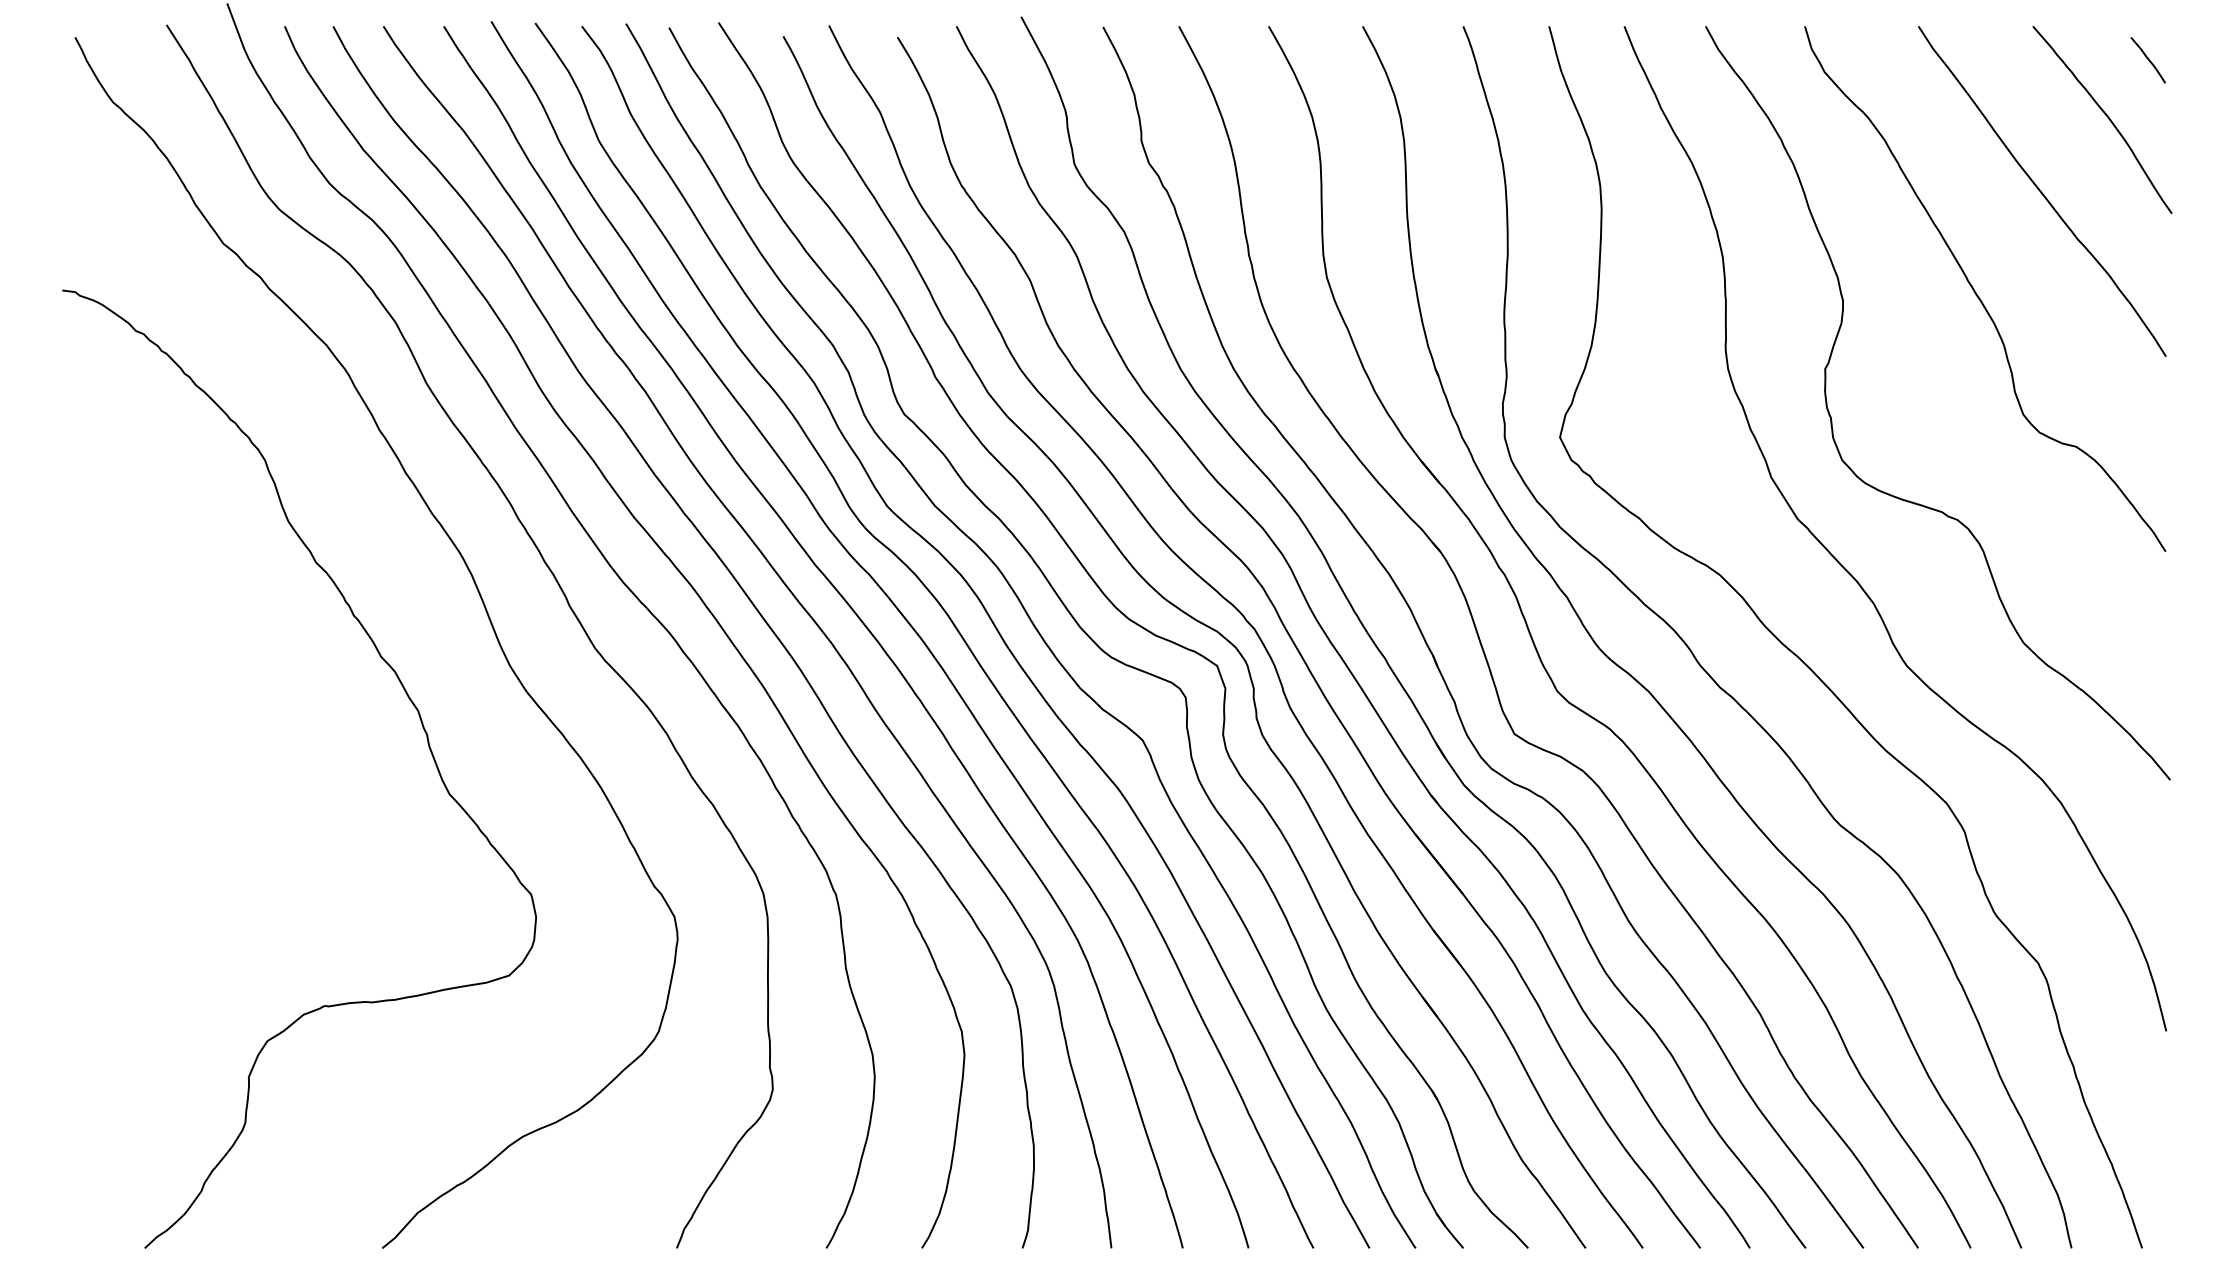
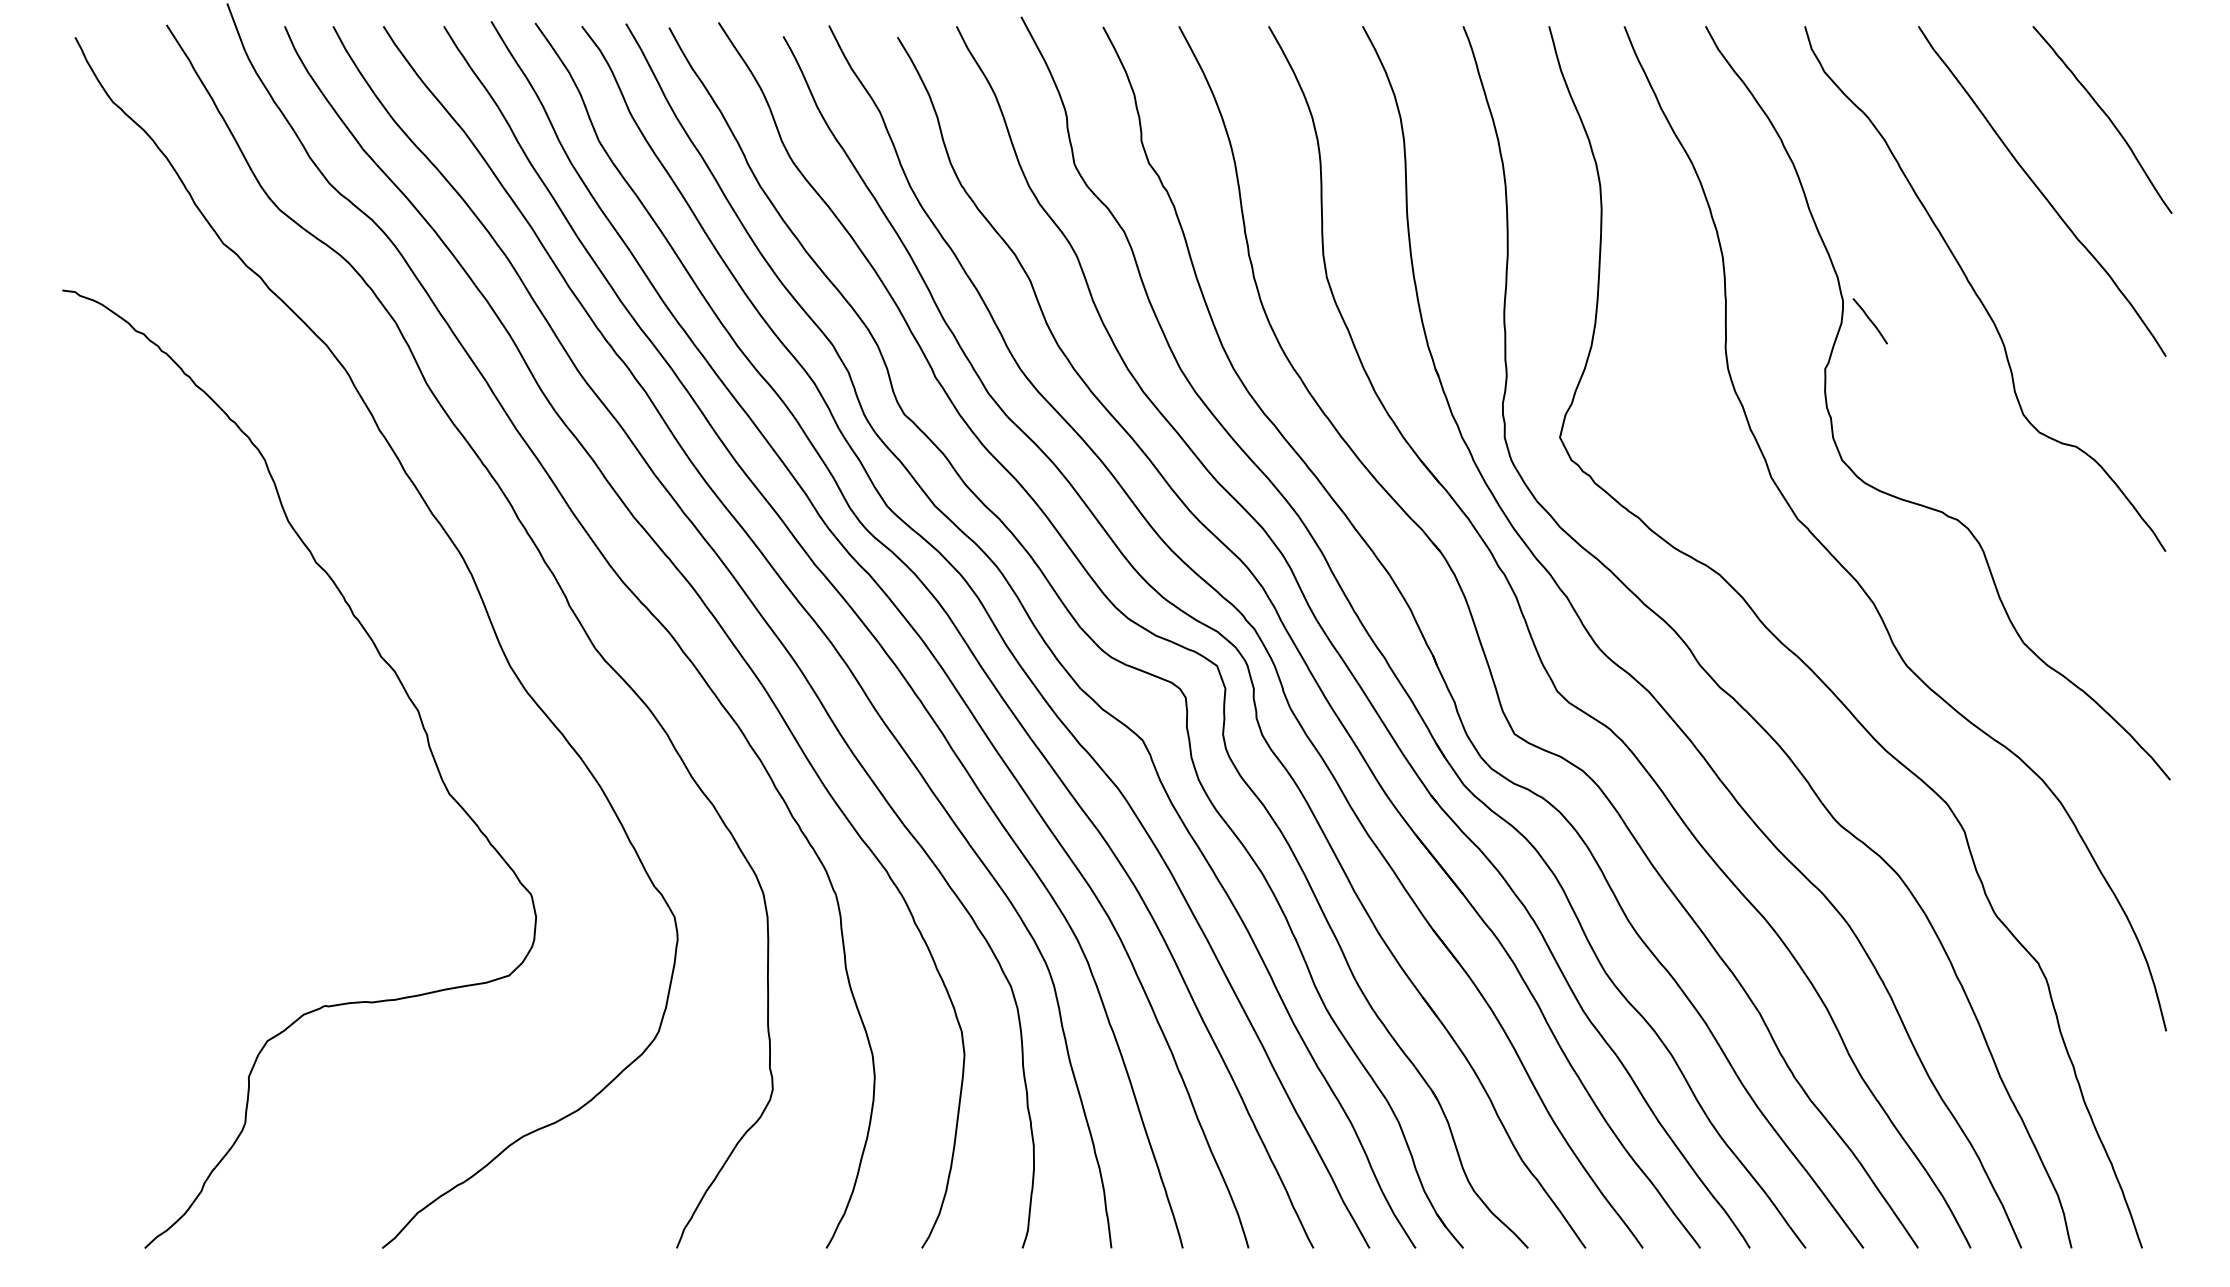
curve position: (2147, 59) -> (1869, 320) (1869, 320)
